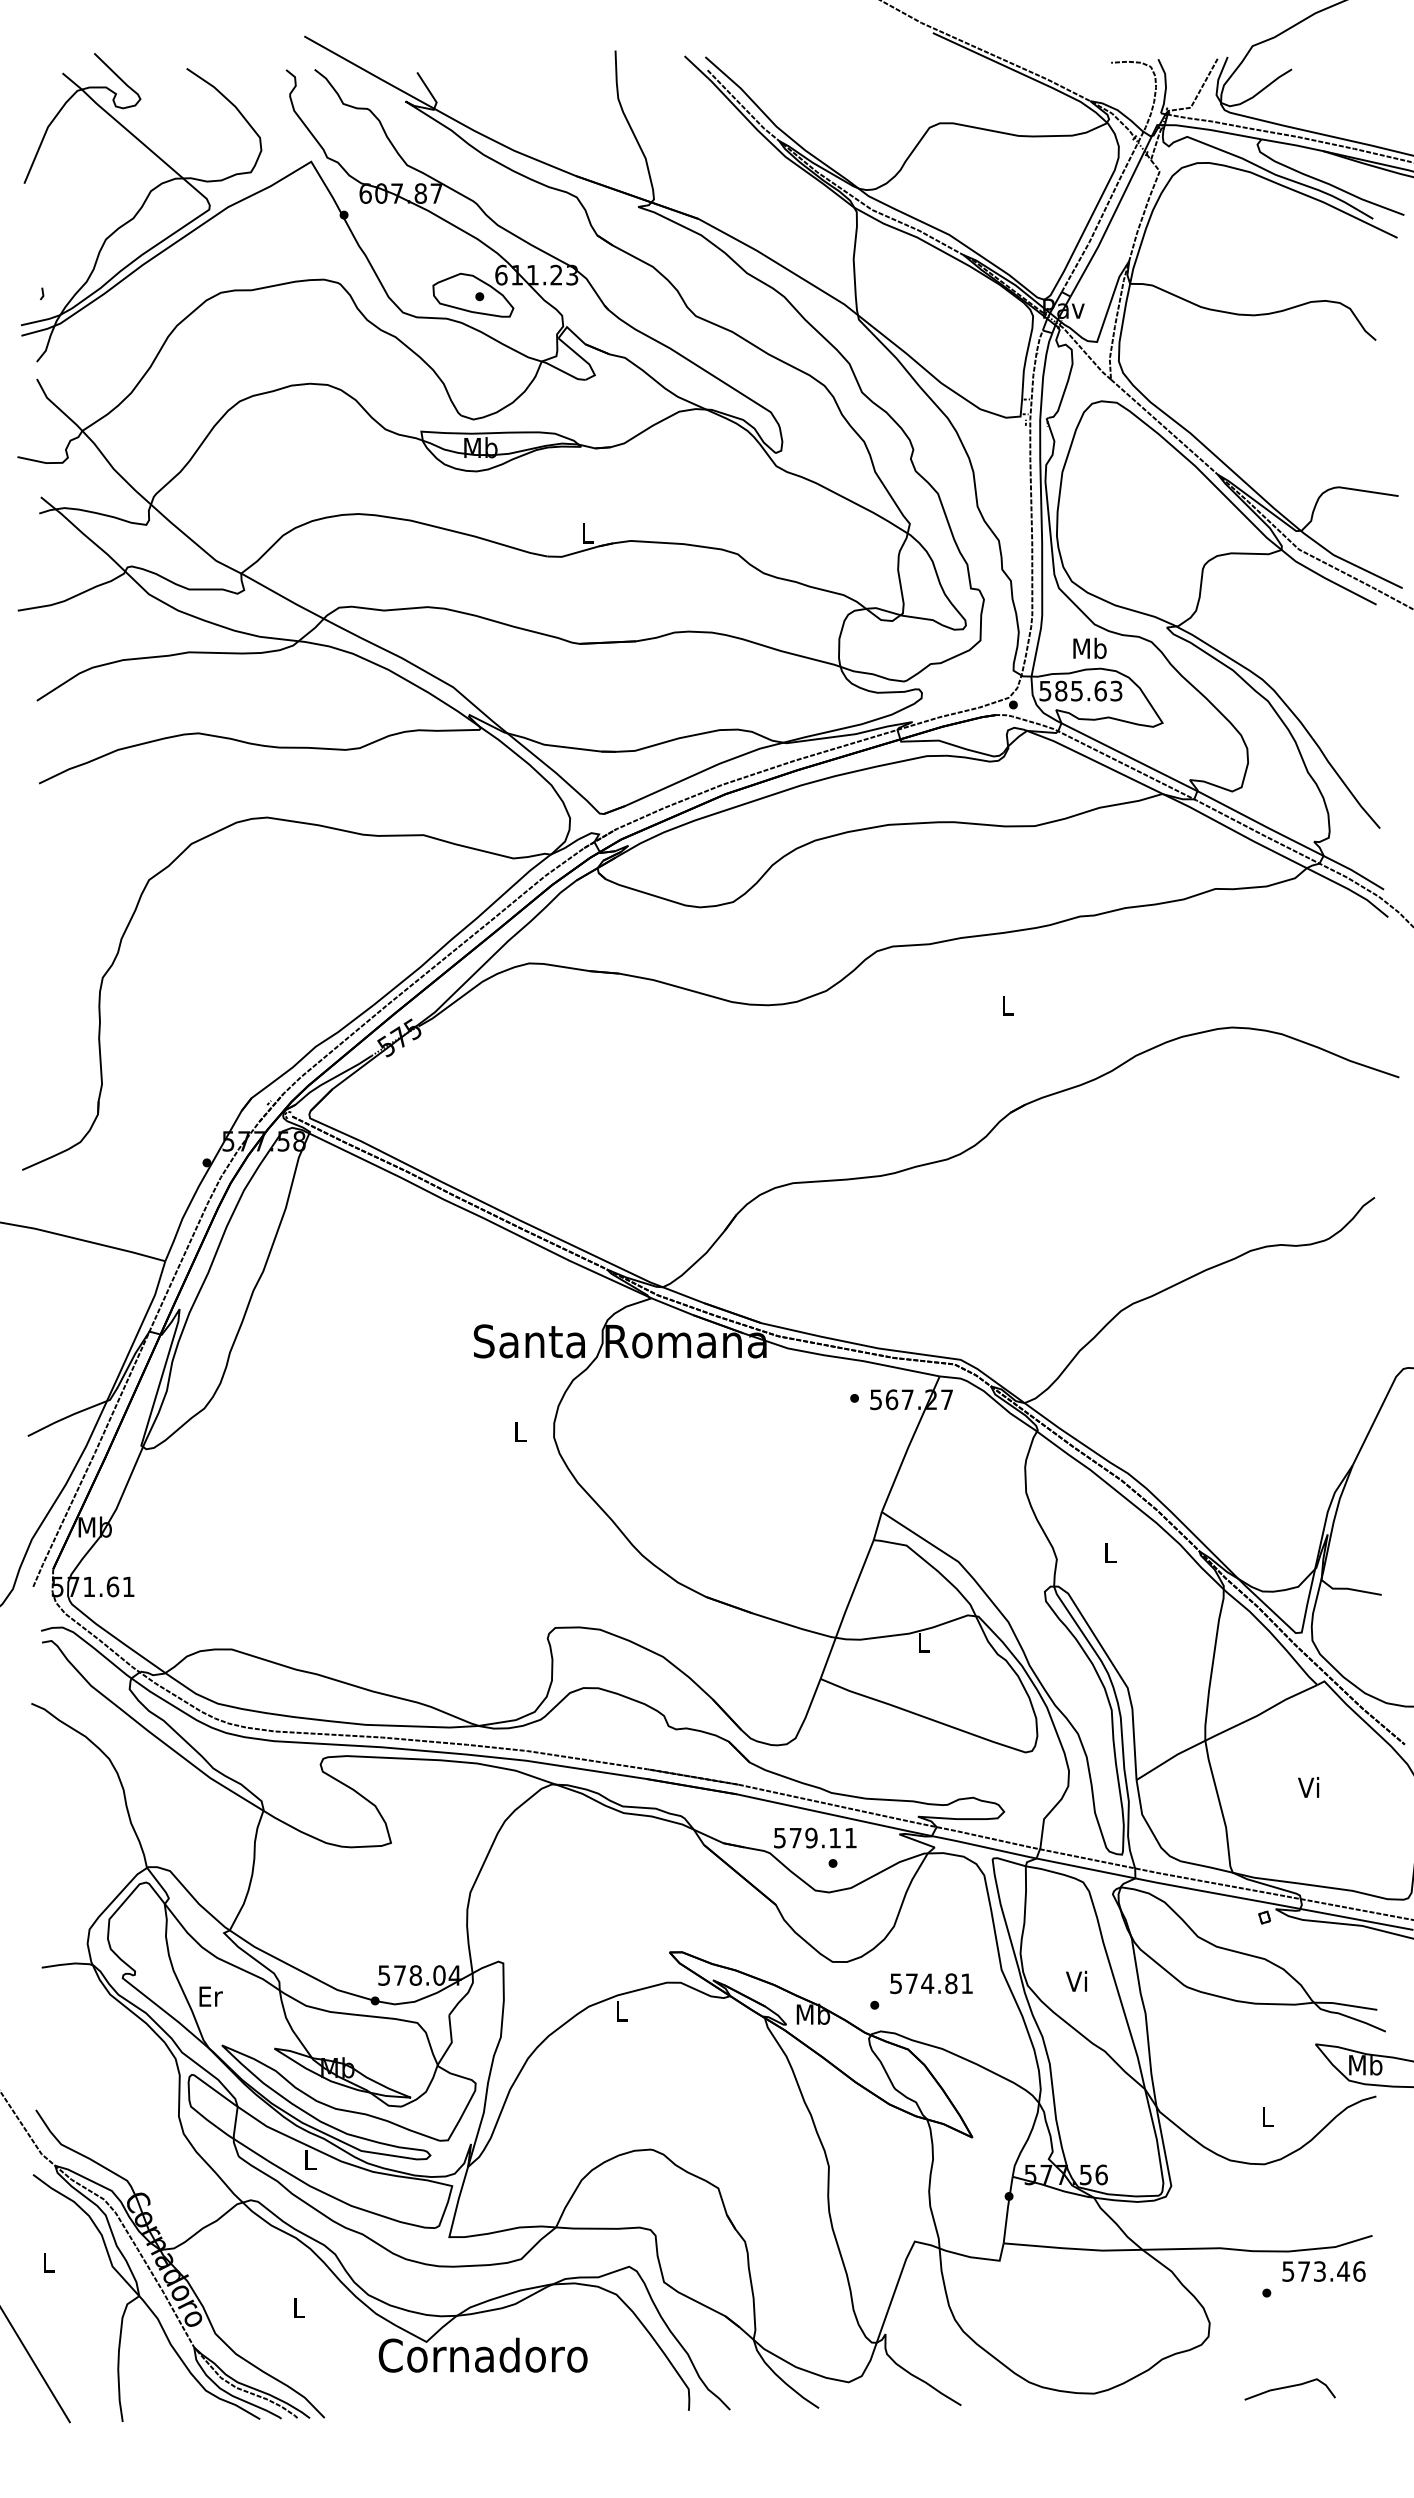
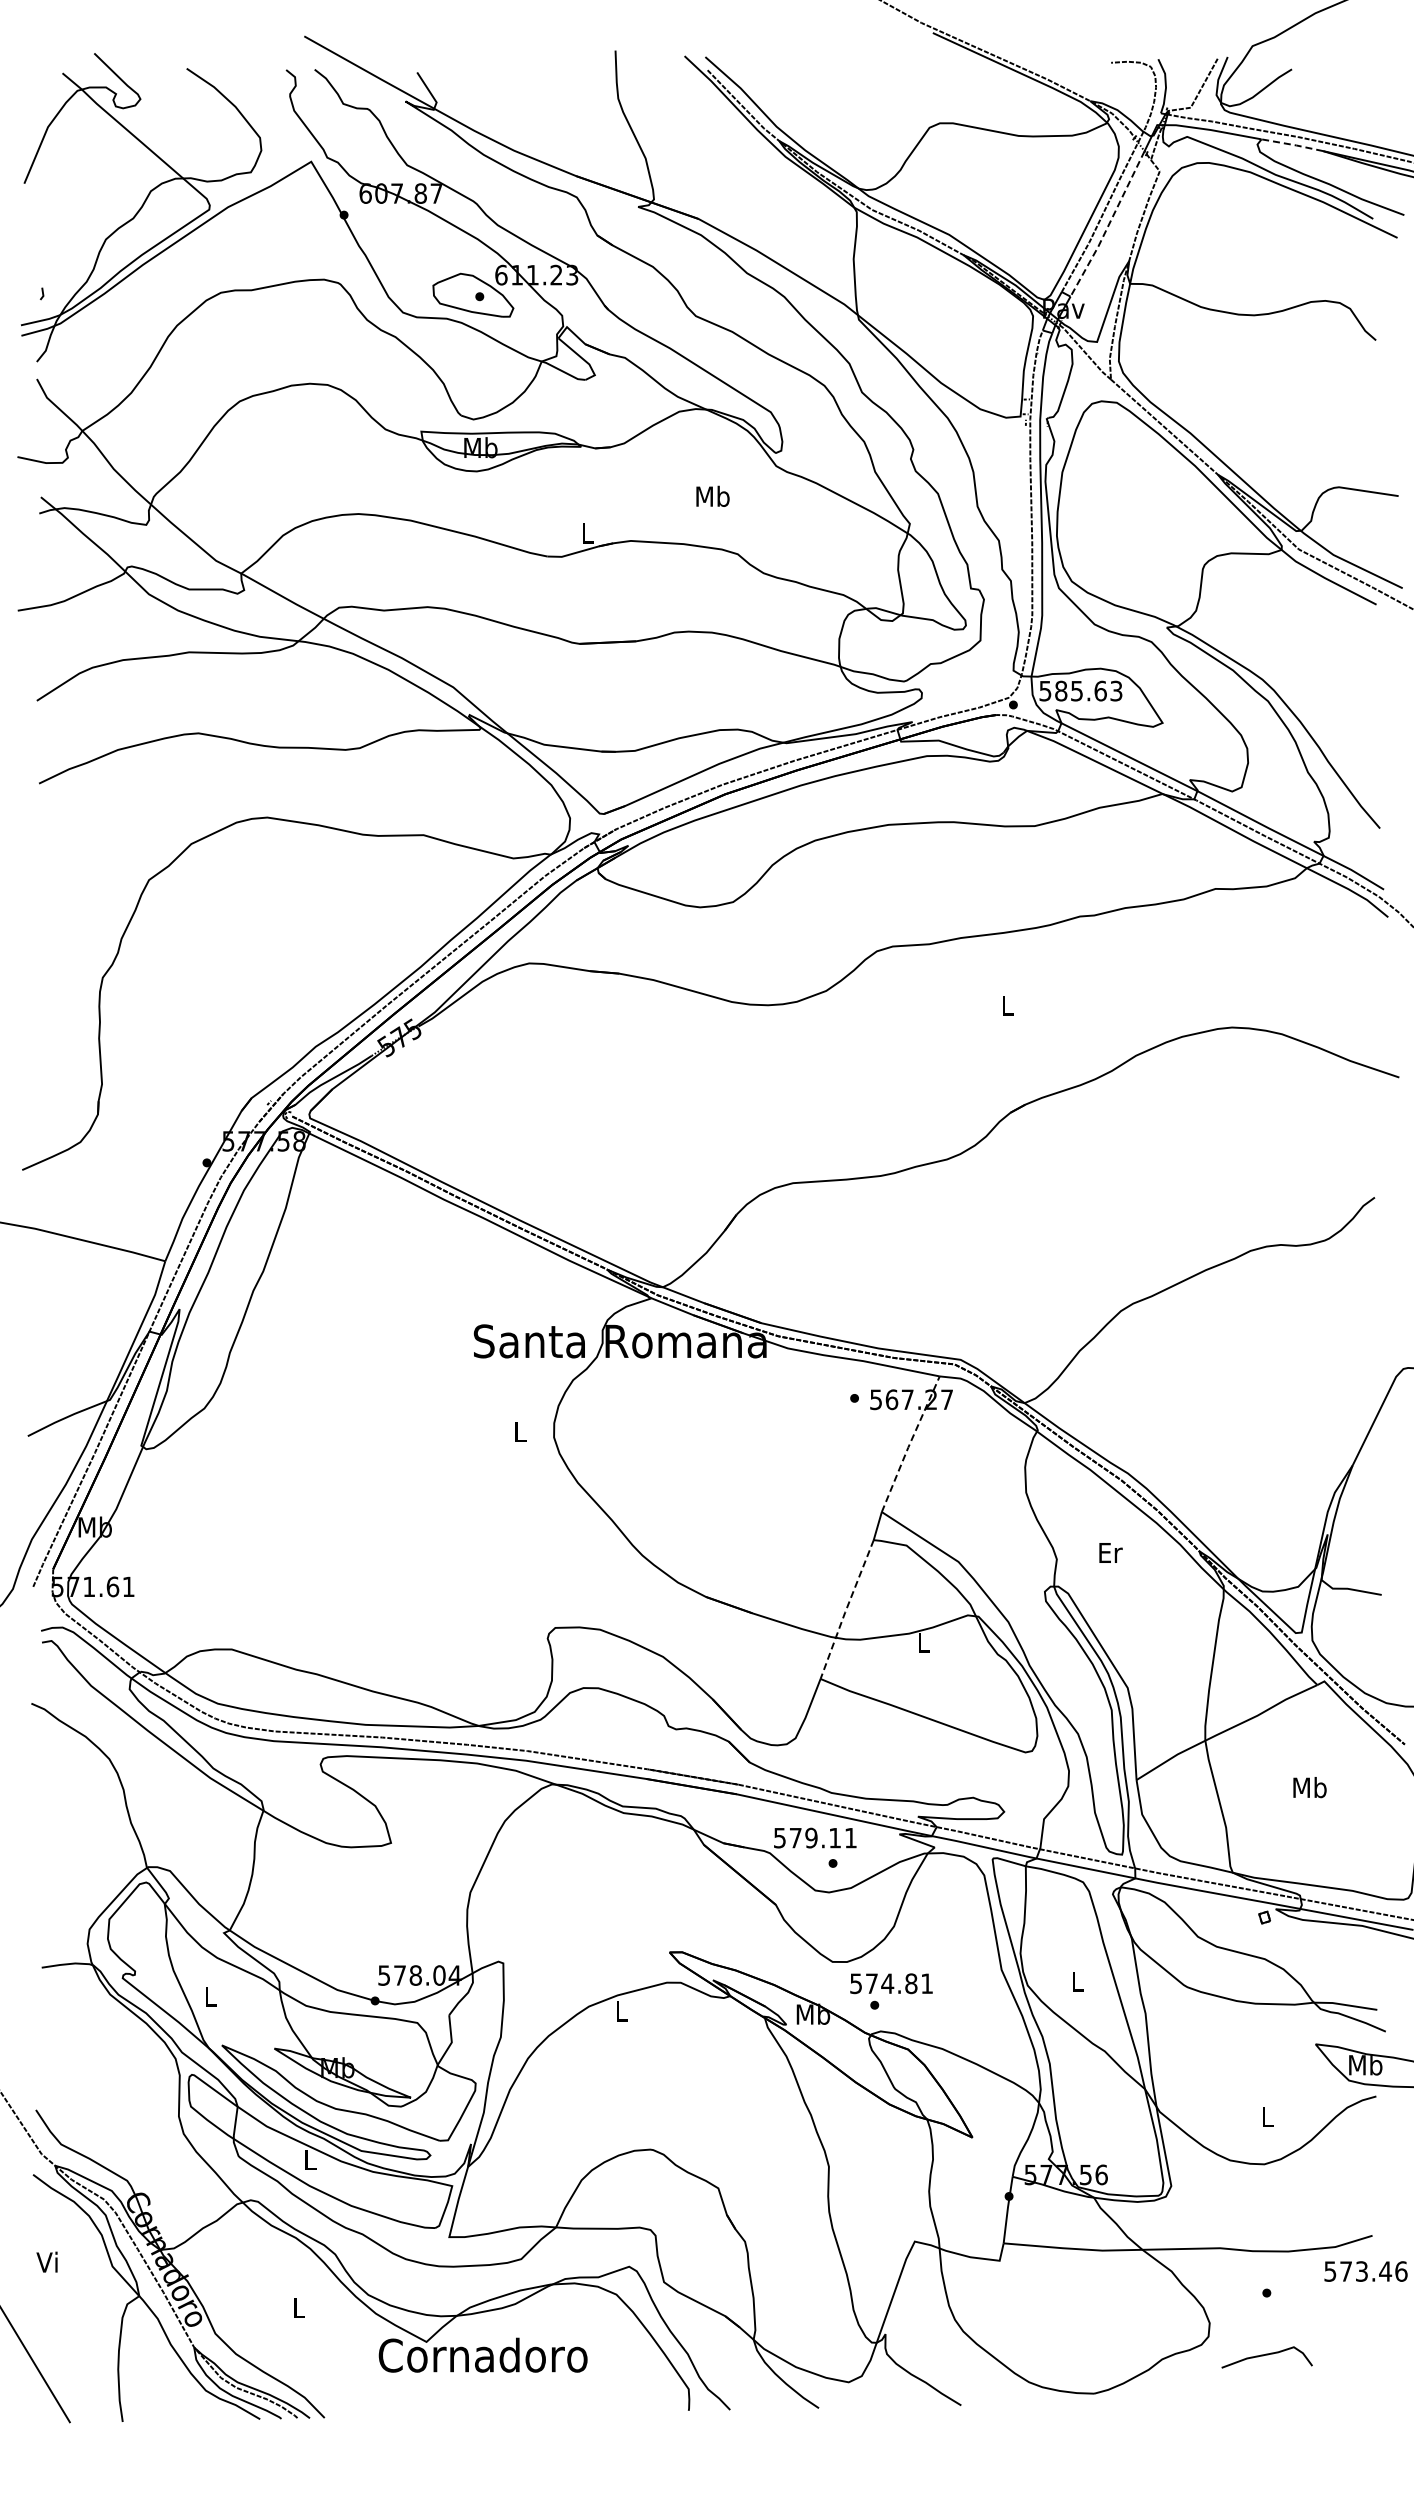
line: solid -> dashed (1292, 144)
line: solid -> dashed (1108, 225)
text position: (1089, 647) -> (712, 495) (712, 495)
line: solid -> dashed (909, 1443)
text: L -> Er (1110, 1552)
line: solid -> dashed (846, 1609)
text: Vi -> Mb (1309, 1787)
text: Vi -> L (1076, 1980)
text position: (931, 1983) -> (891, 1983) (891, 1983)
text: Er -> L (210, 1996)
text: L -> Vi (46, 2261)
text position: (1323, 2271) -> (1365, 2271) (1365, 2271)
curve position: (1289, 2387) -> (1266, 2355) (1266, 2355)
